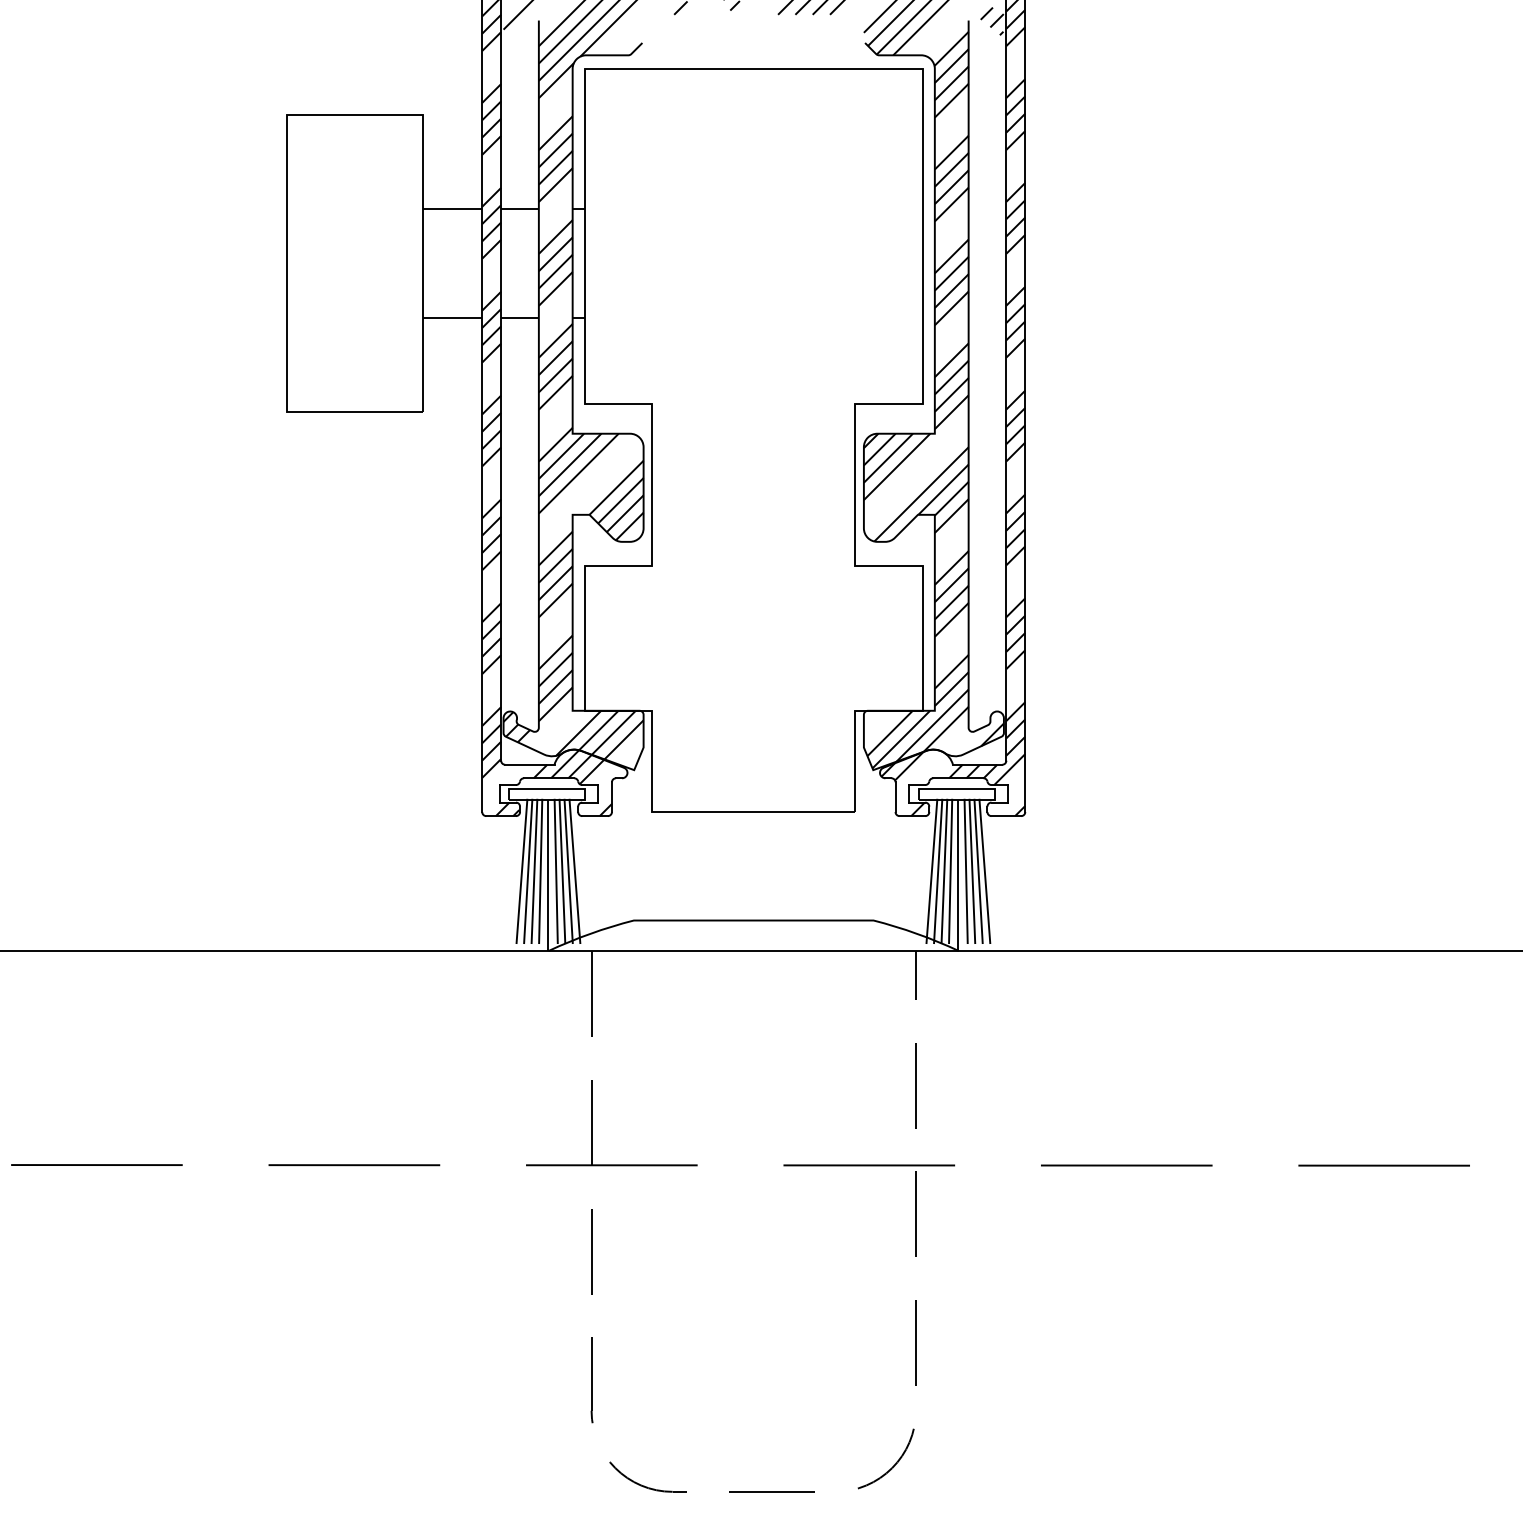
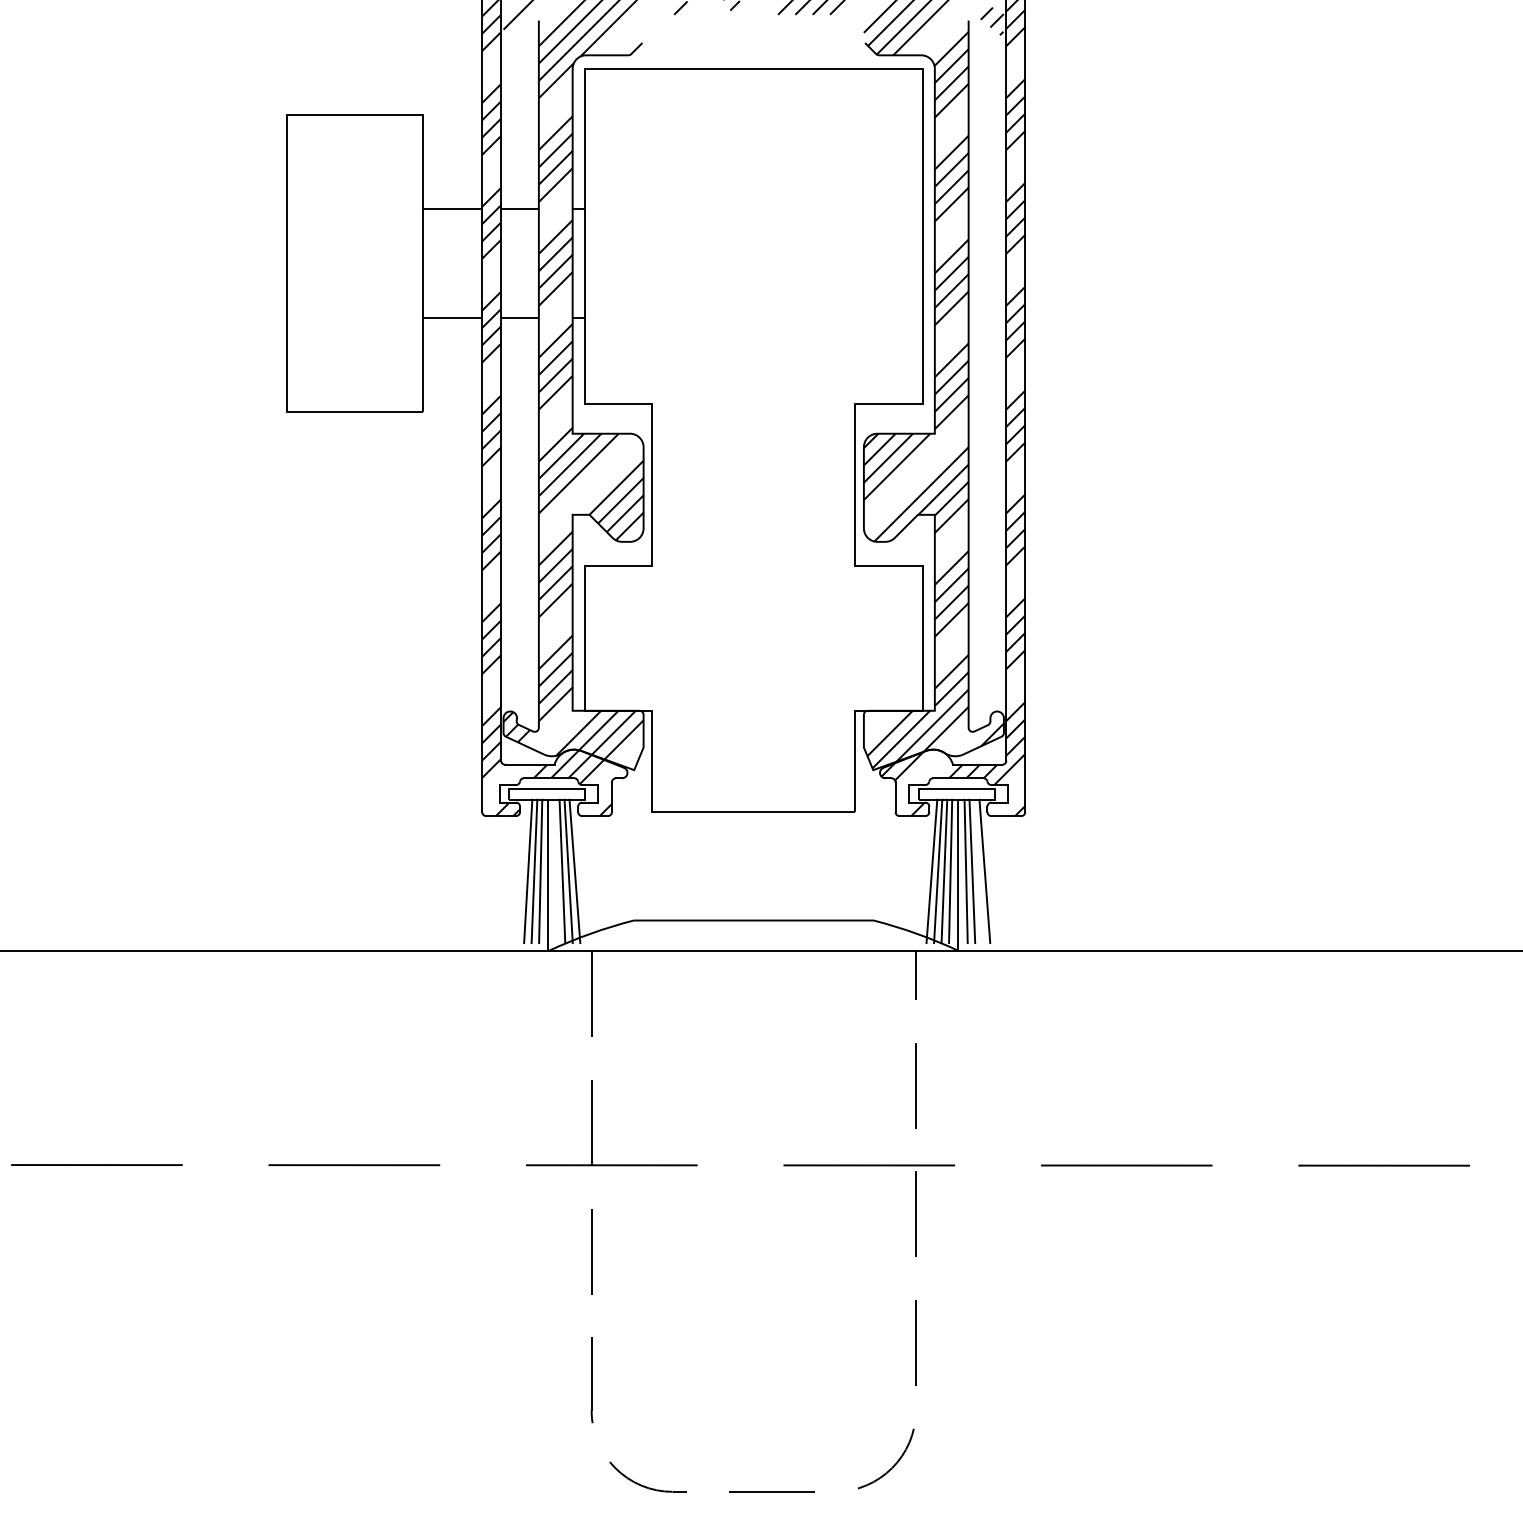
line: present -> none (521, 871)
line: present -> none (555, 871)
line: present -> none (978, 871)
